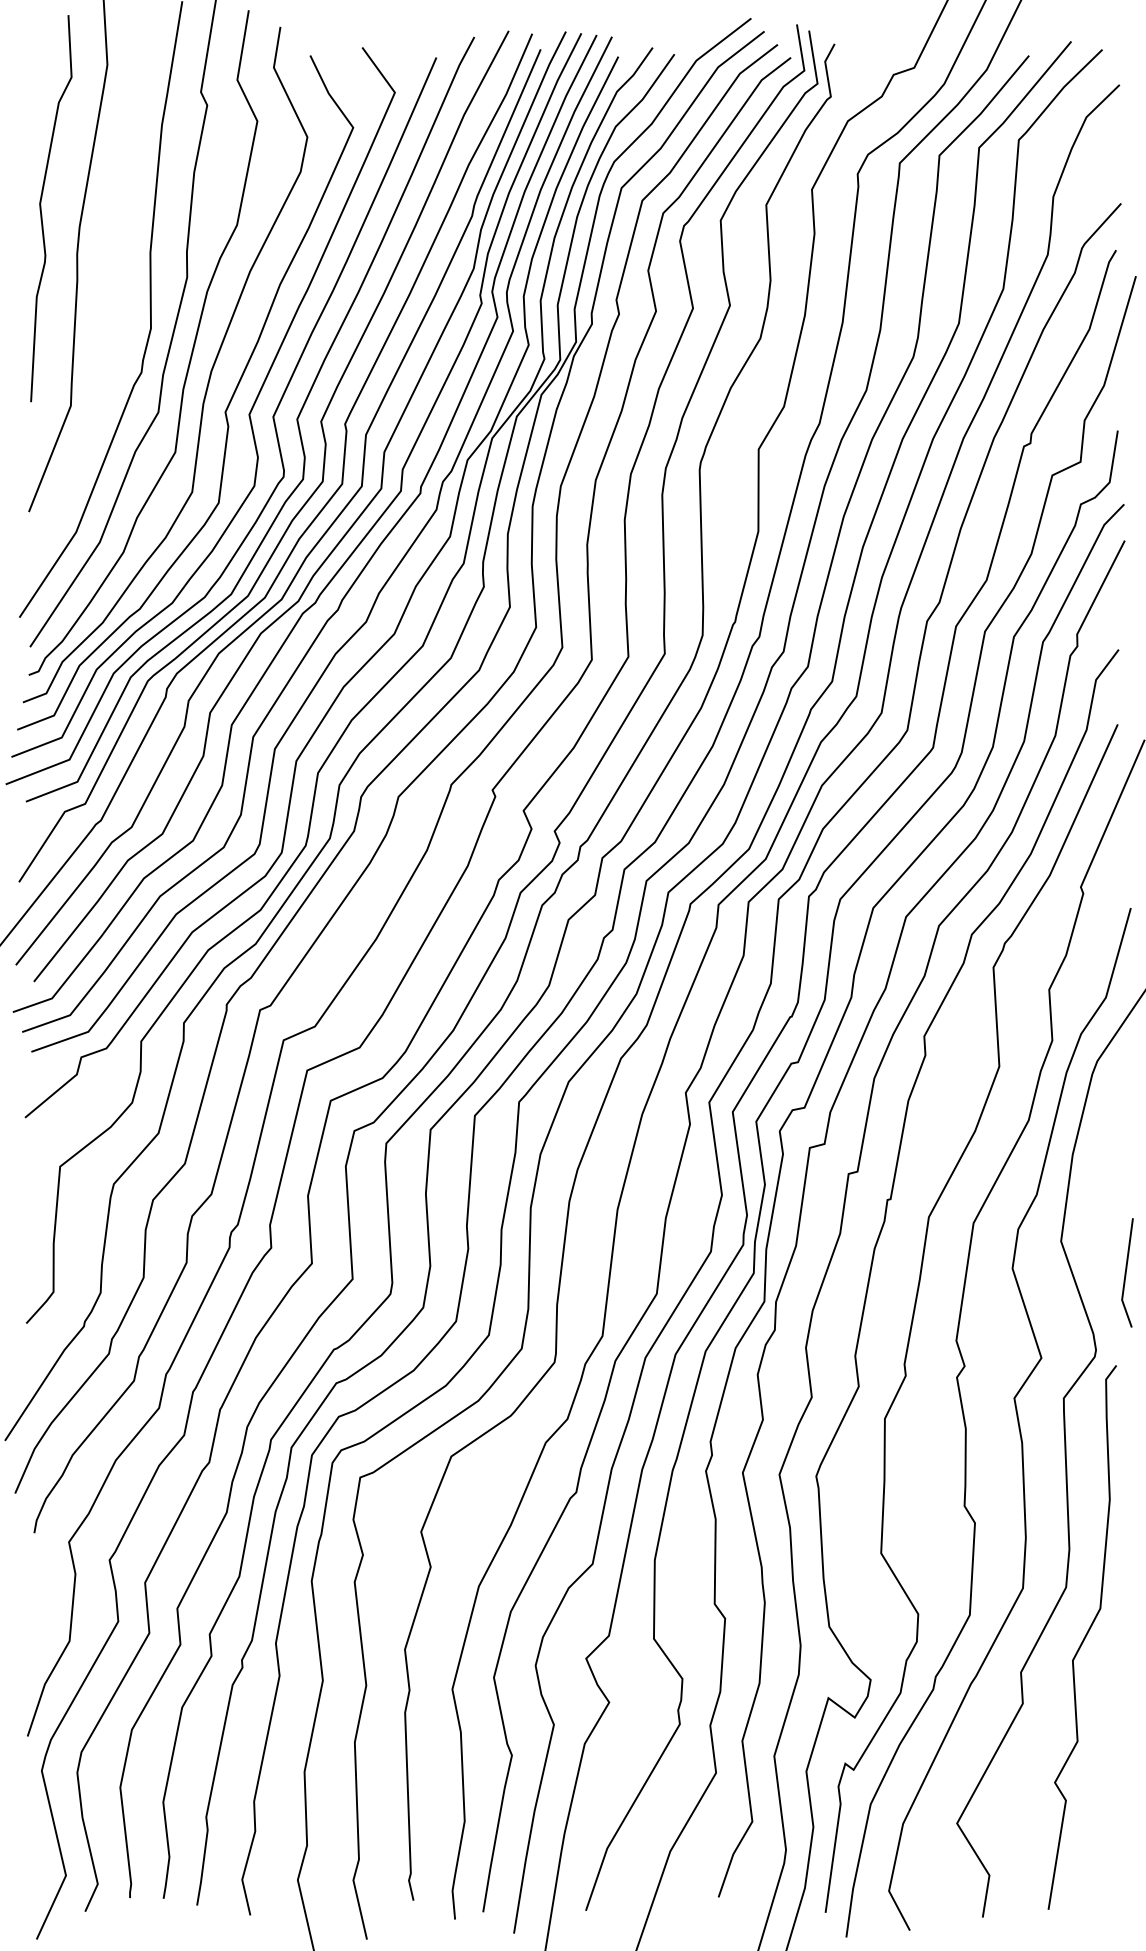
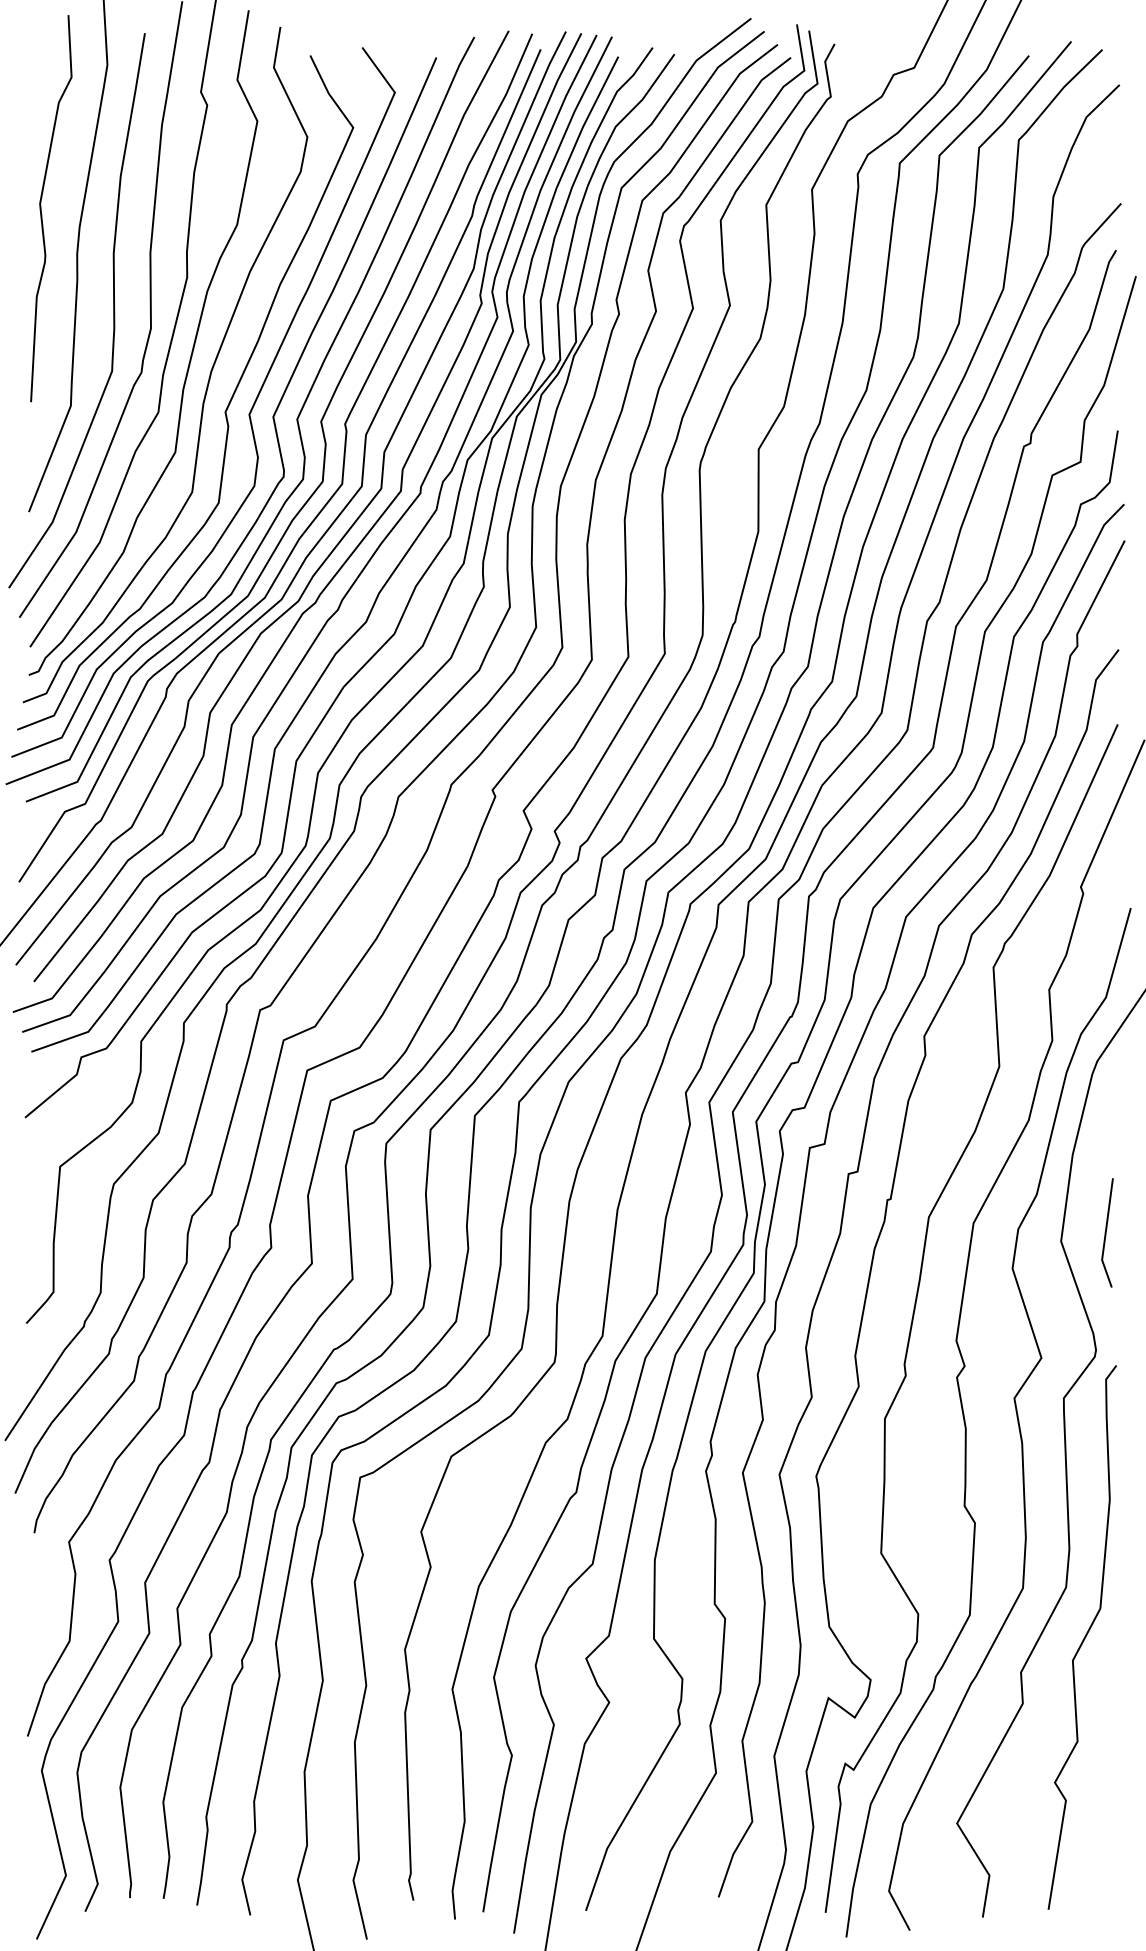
curve: none -> present (113, 310)
line position: (1126, 1272) -> (1106, 1232) (1106, 1232)
